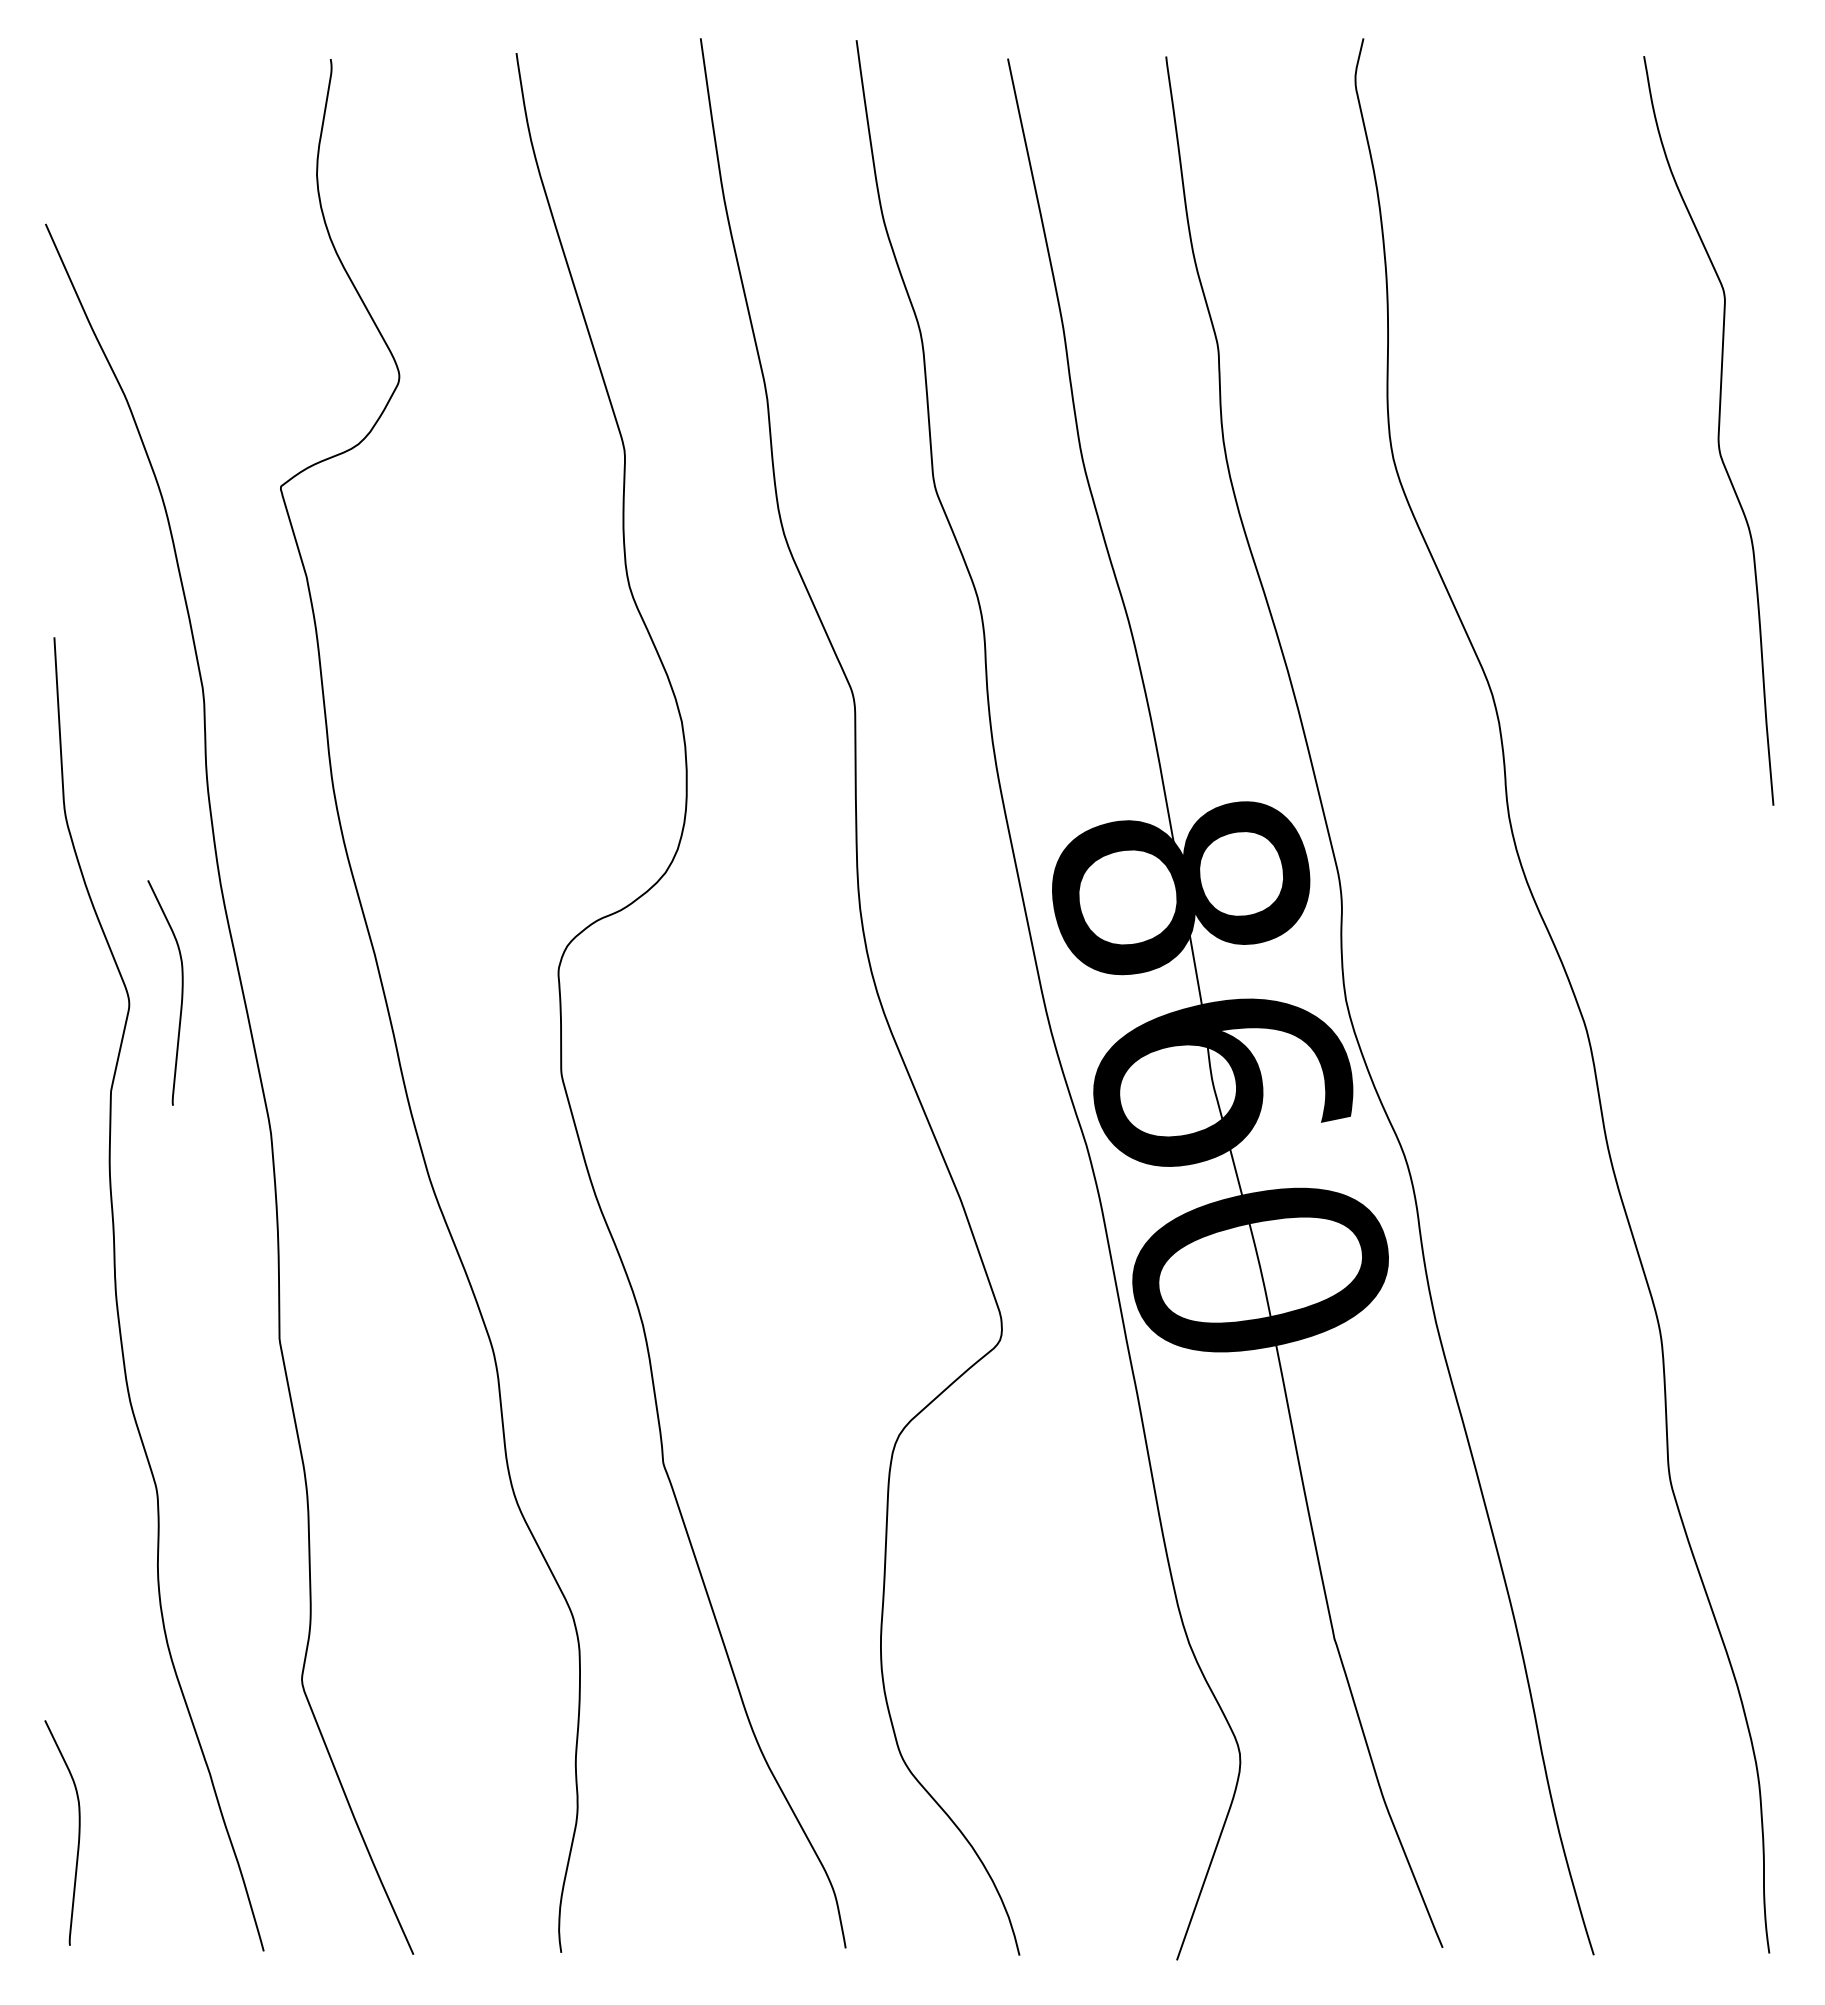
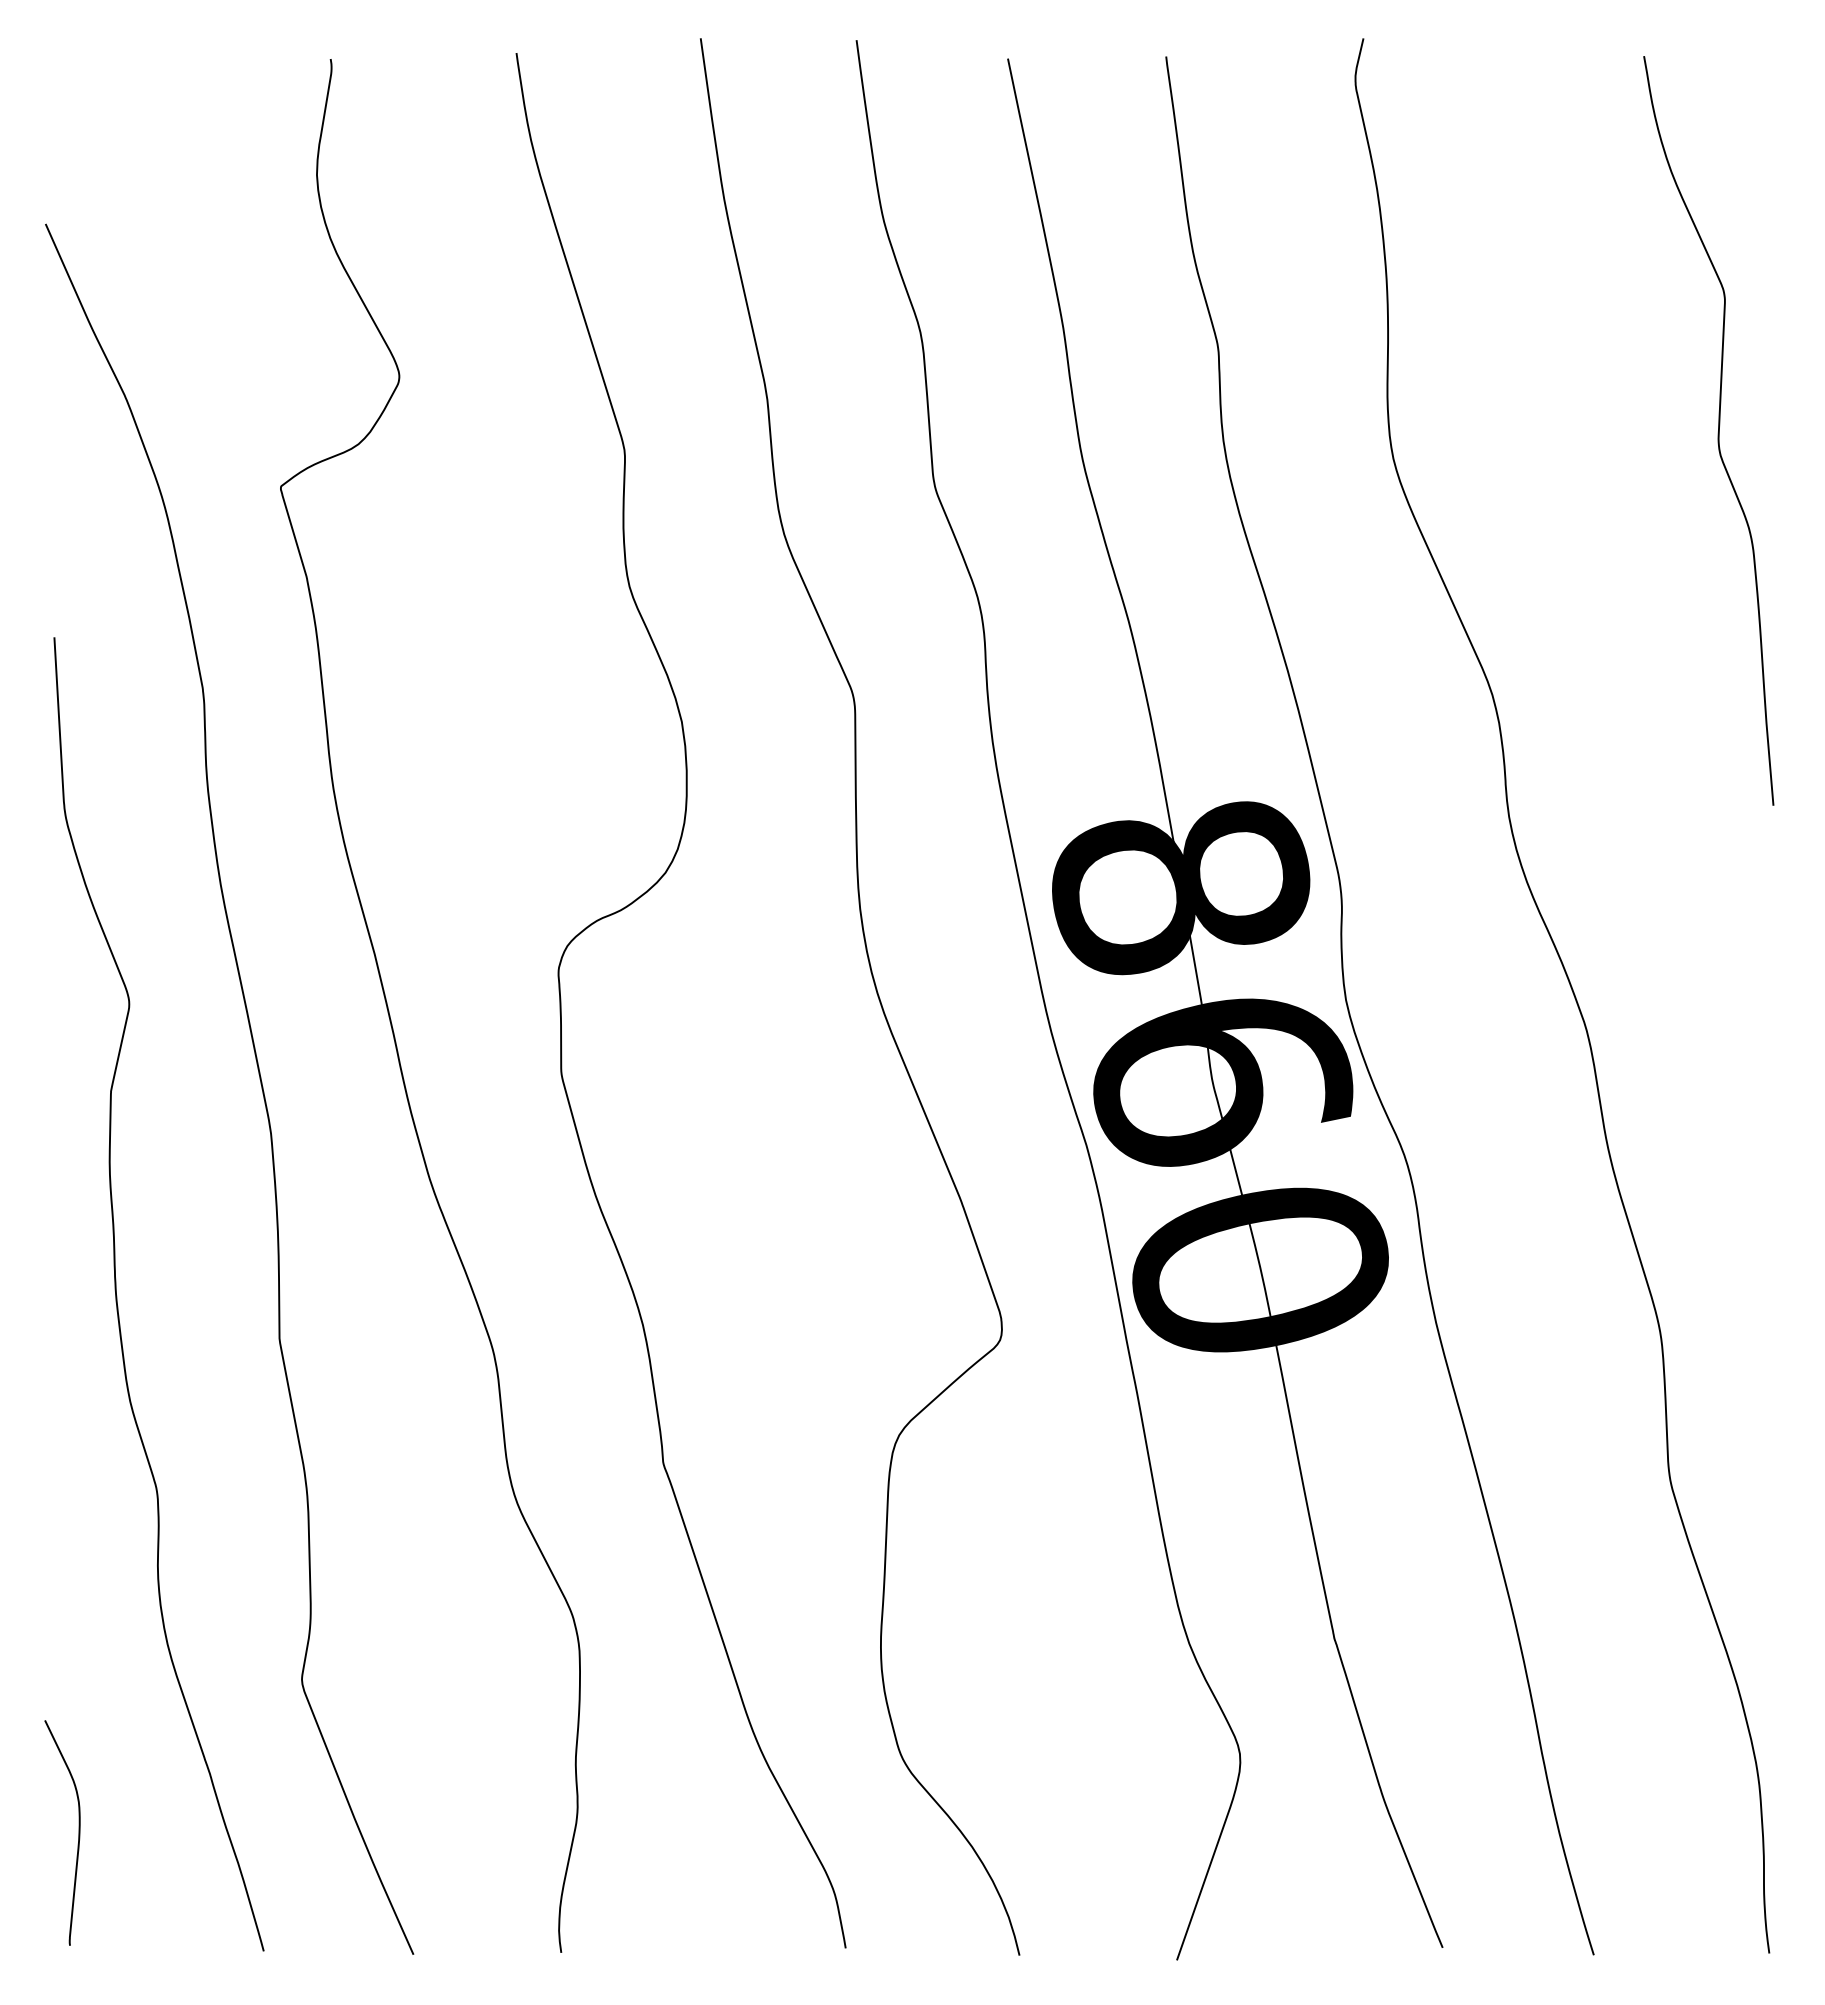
curve: present -> none (181, 992)
